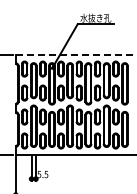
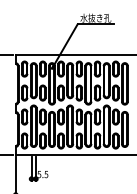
line: dashed -> solid (76, 55)
